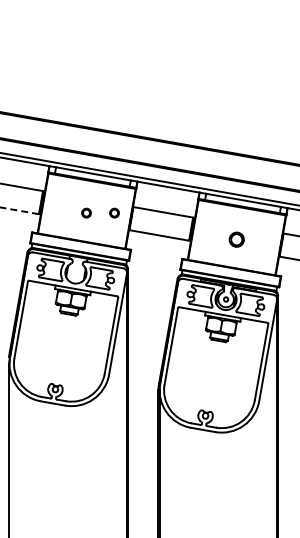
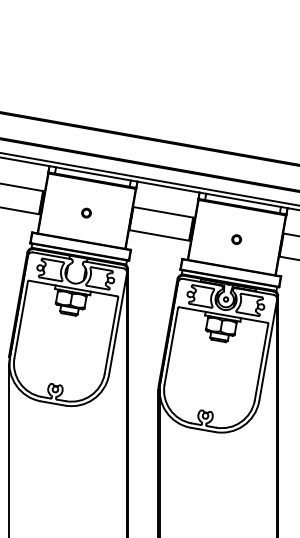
line: dashed -> solid (19, 210)
part: present -> none (114, 212)
part size: 17x17 px -> 11x11 px (236, 239)
